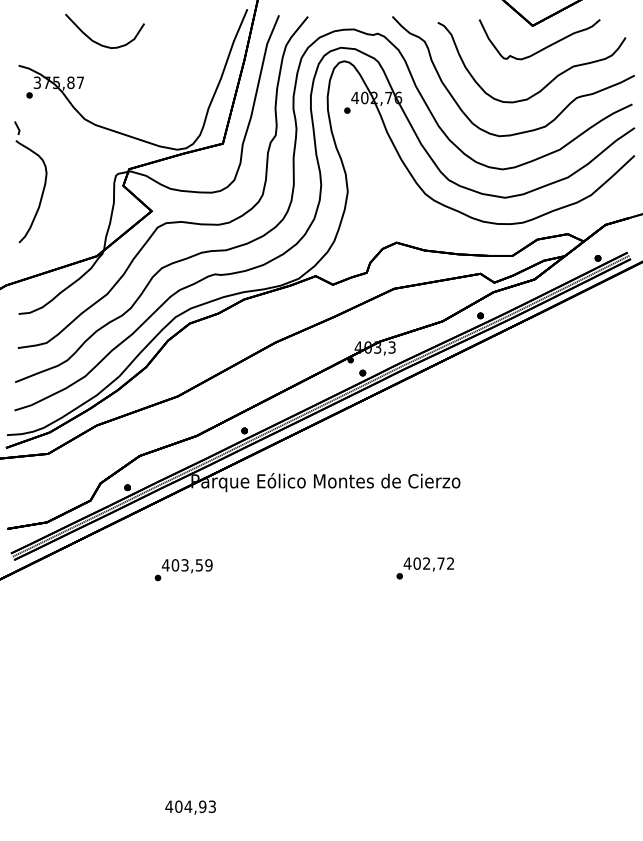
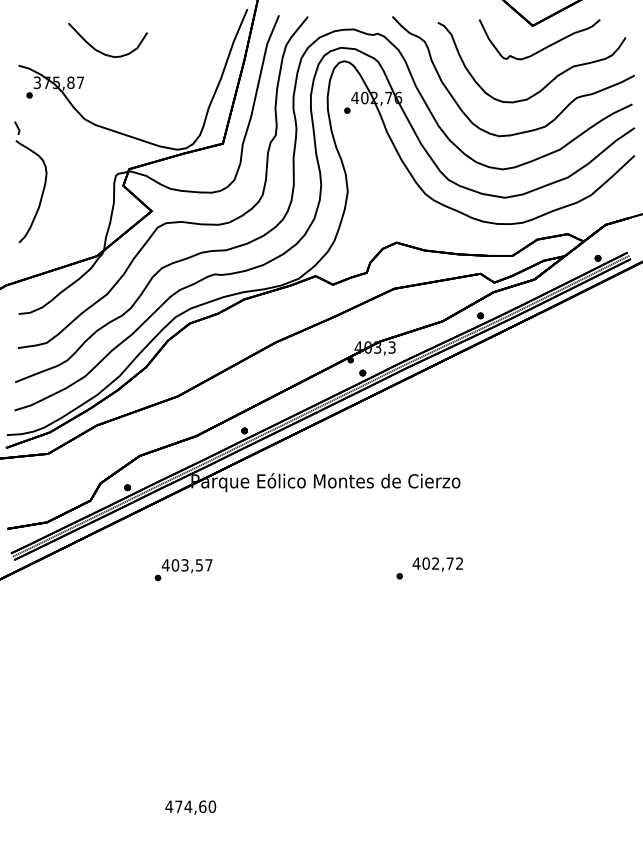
curve position: (98, 42) -> (101, 51) (101, 51)
text position: (428, 564) -> (437, 564) (437, 564)
text: 403,59 -> 403,57 (208, 565)
text: 404,93 -> 474,60 (195, 806)
